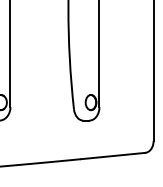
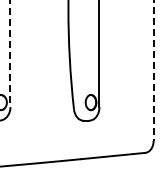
line: solid -> dashed (10, 54)
line: solid -> dashed (153, 70)
